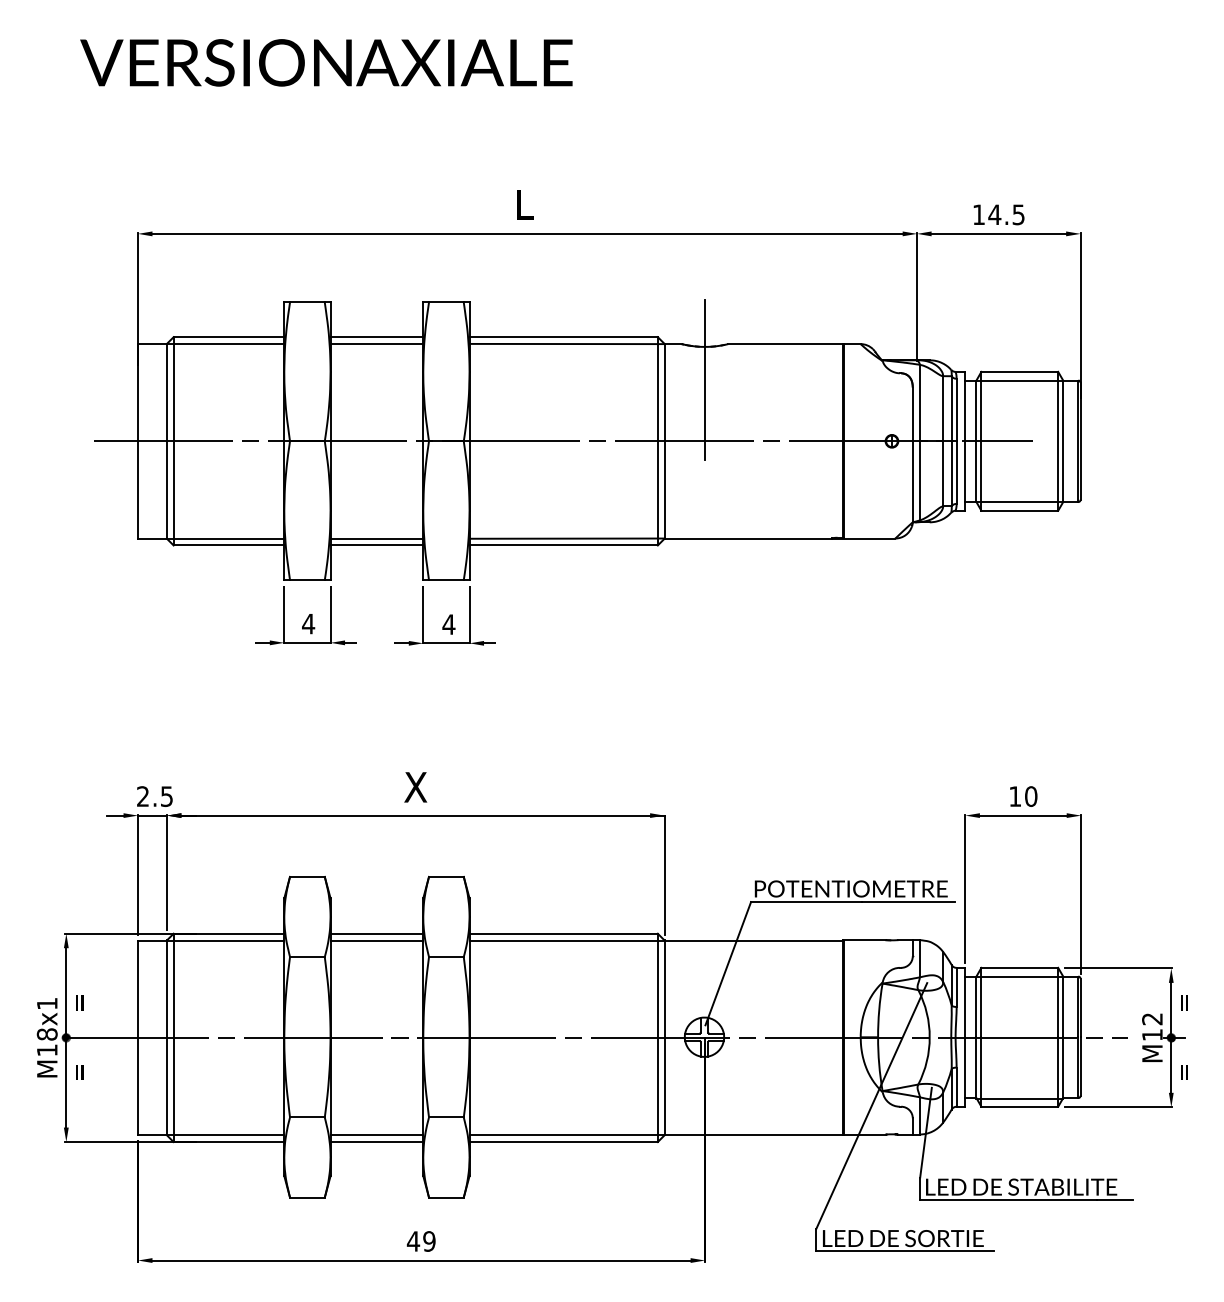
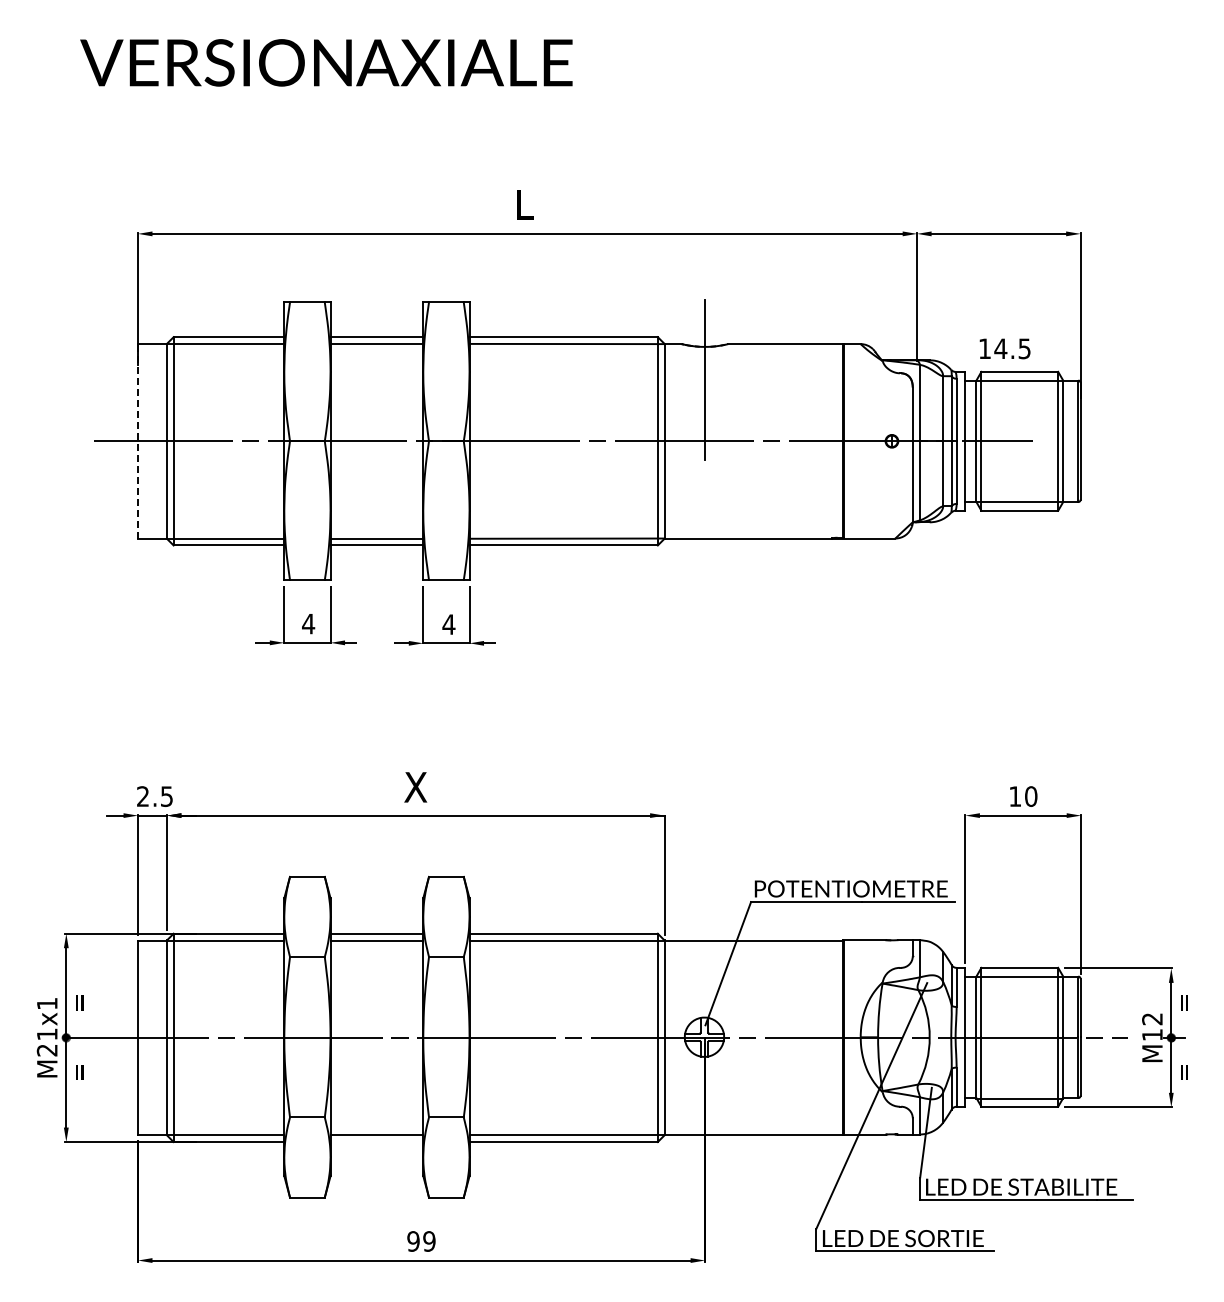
text position: (998, 214) -> (1004, 348) (1004, 348)
line: solid -> dashed (138, 440)
text: M18x1 -> M21x1 (46, 1042)
line: present -> none (376, 1142)
text: 49 -> 99 (413, 1241)
